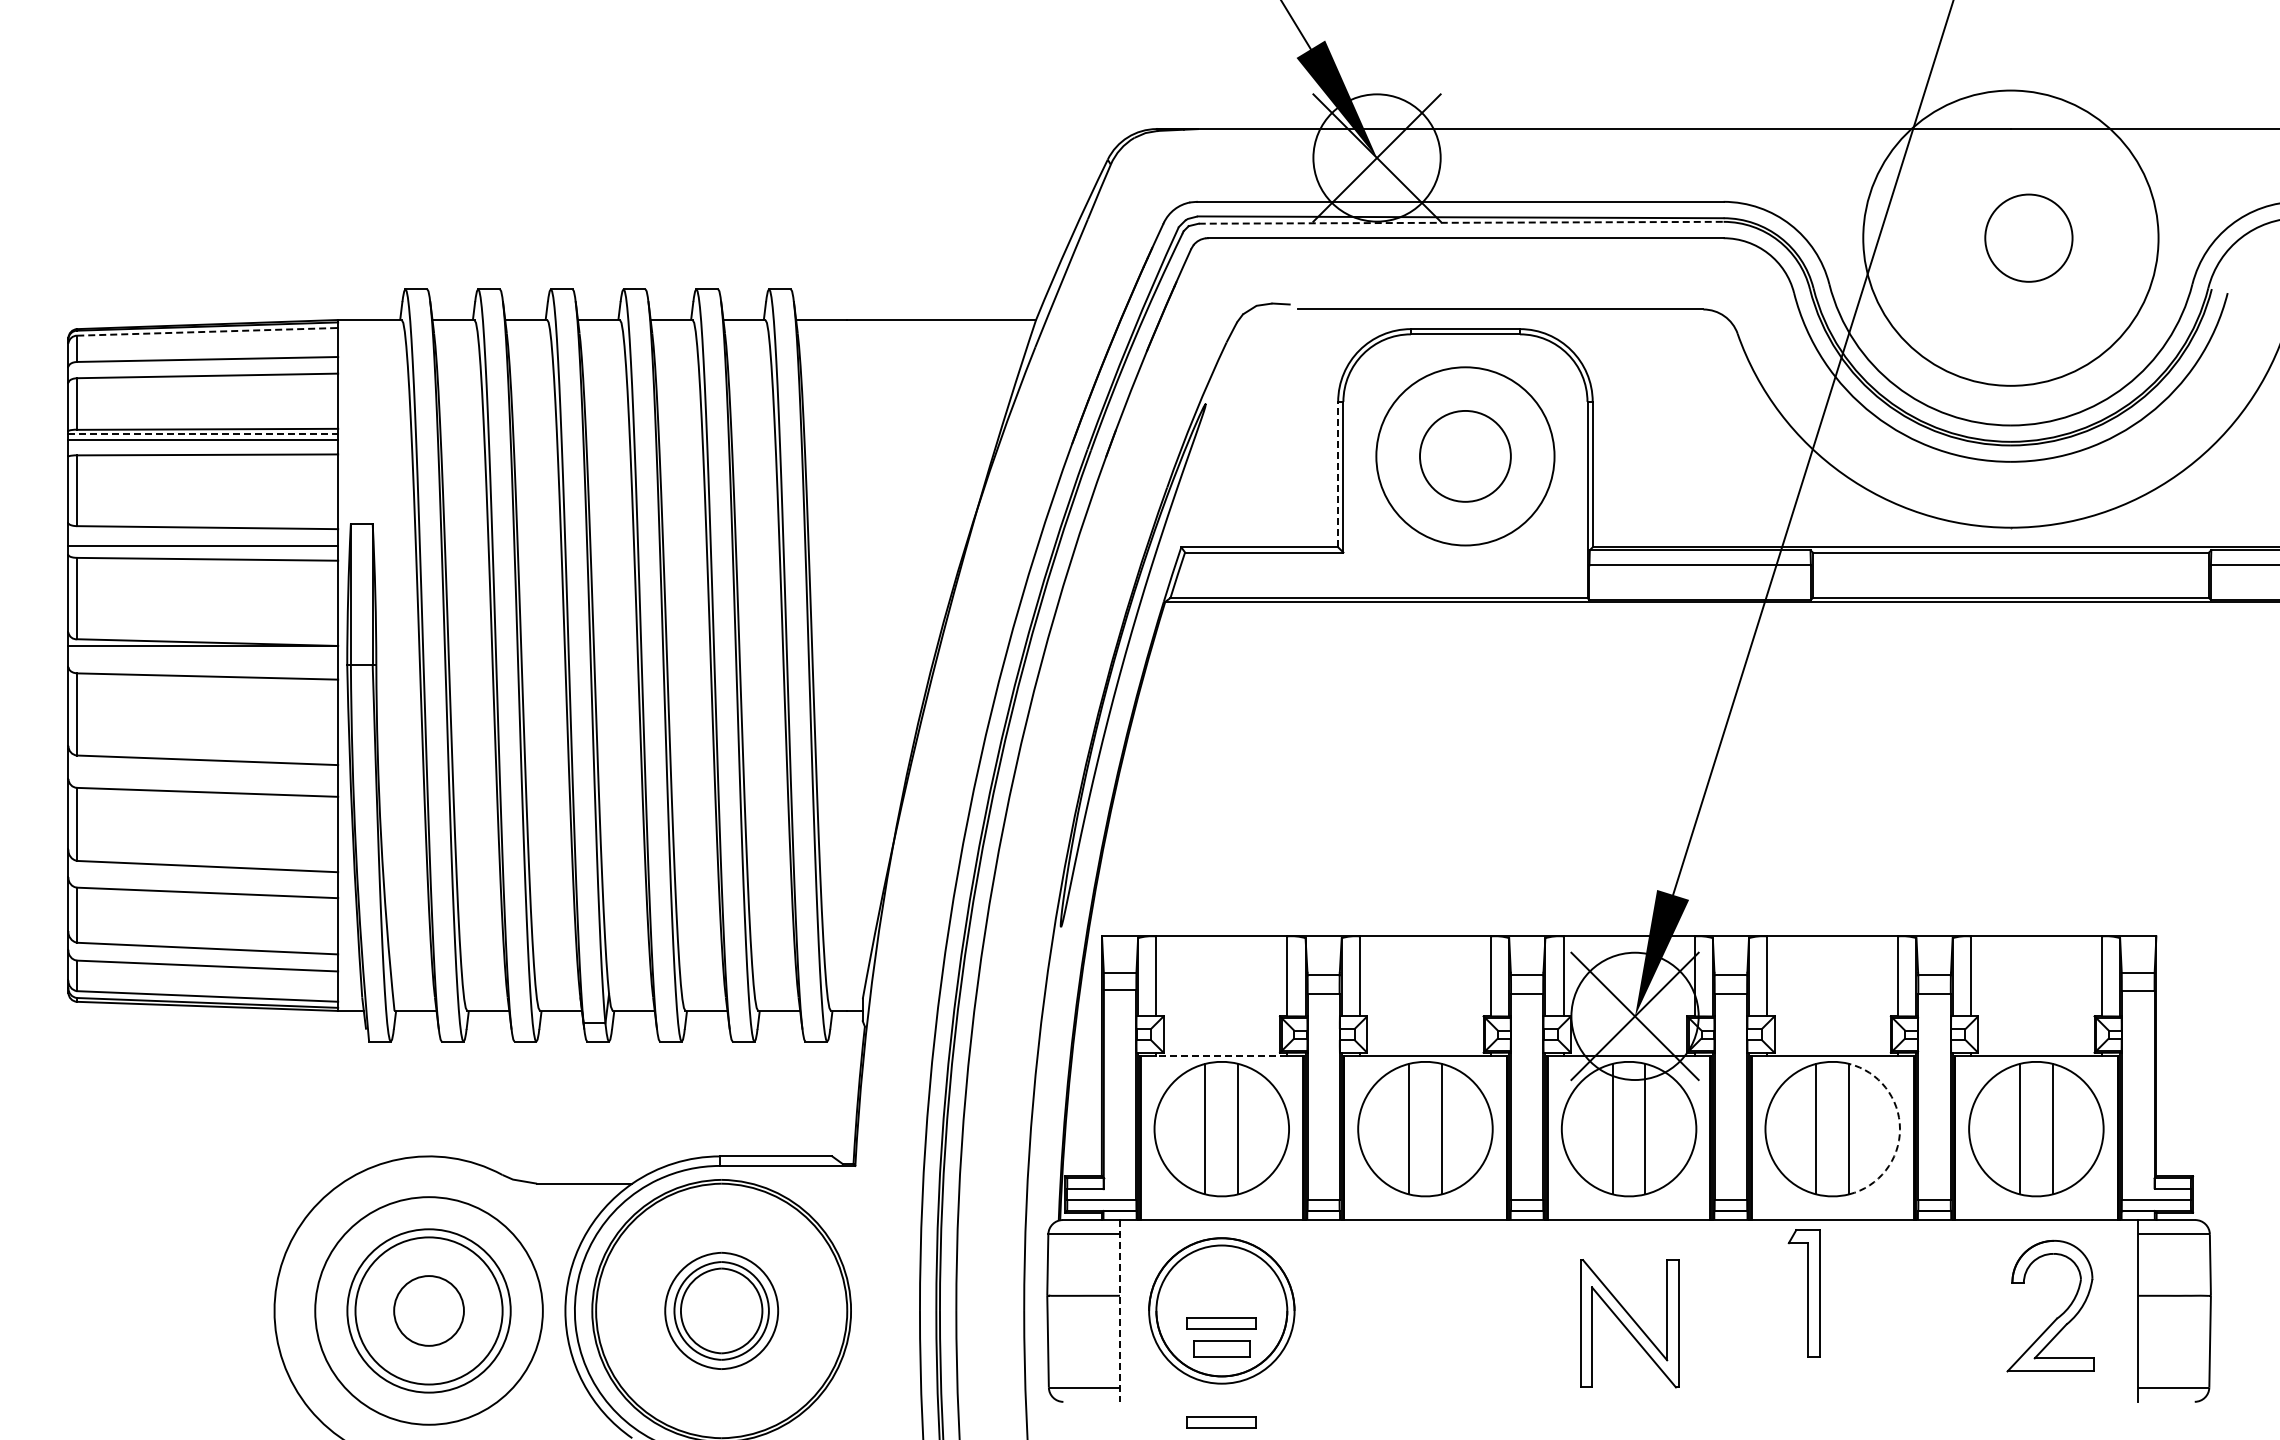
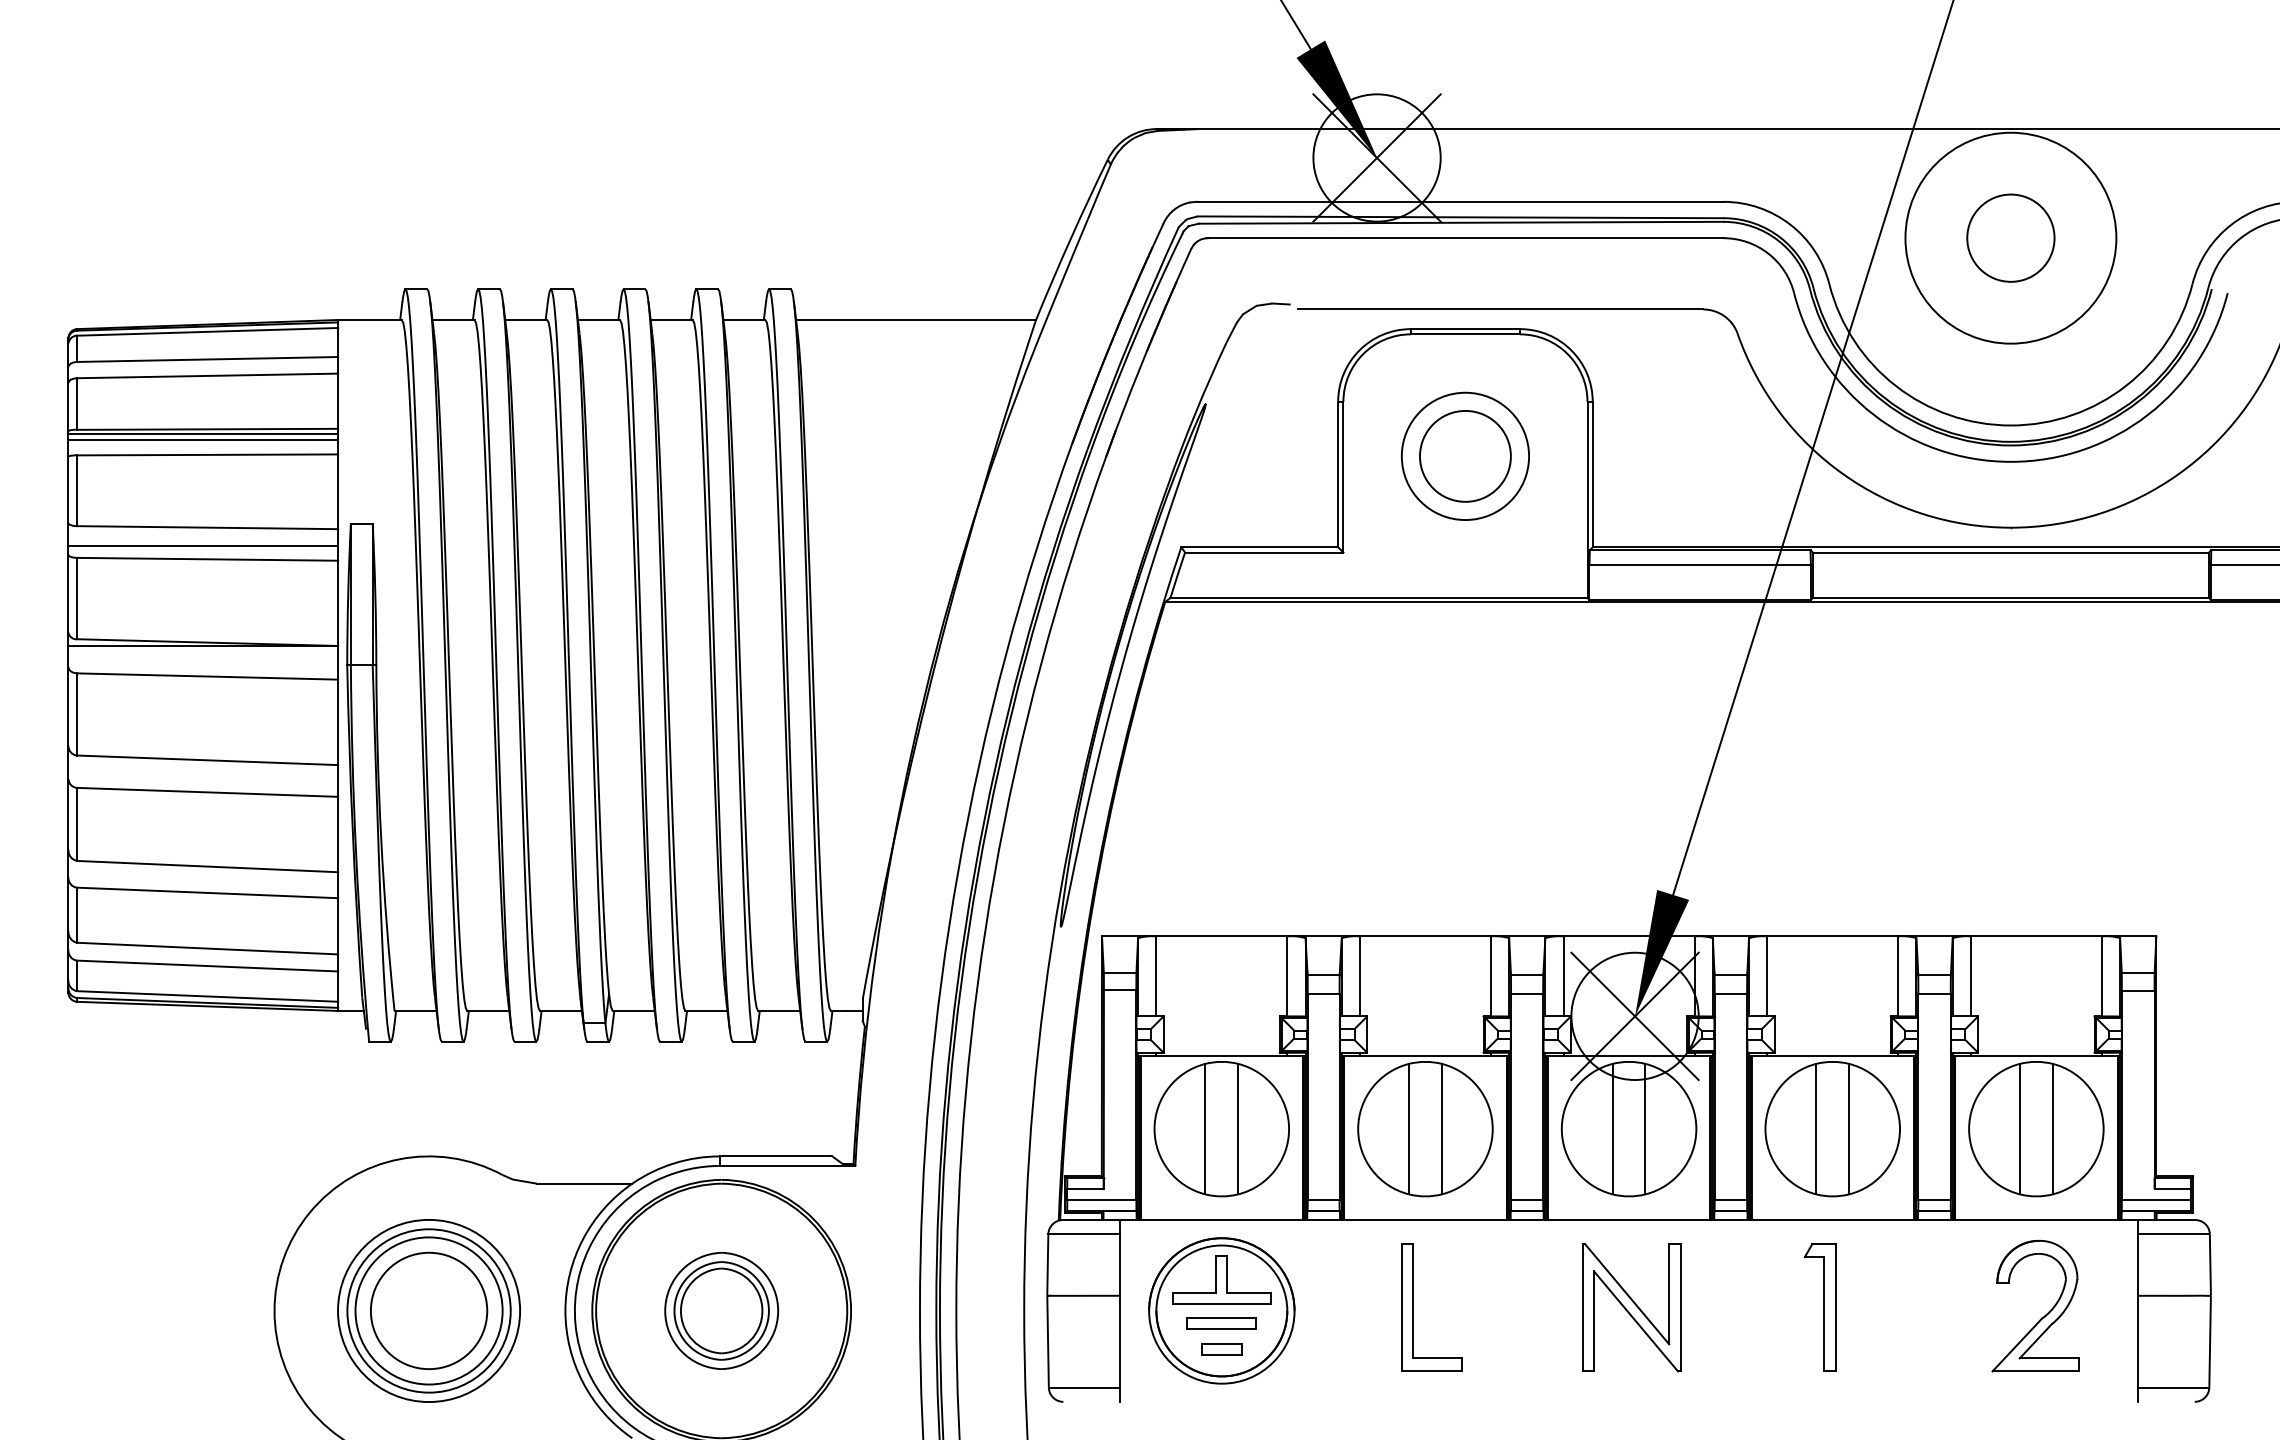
line: dashed -> solid (1461, 222)
circle diameter: 295 px -> 211 px (2010, 237)
circle position: (2028, 237) -> (2010, 237) (2010, 237)
line: dashed -> solid (207, 331)
line: dashed -> solid (203, 434)
circle diameter: 178 px -> 127 px (1465, 456)
line: dashed -> solid (1338, 474)
line: dashed -> solid (1221, 1056)
arc: dashed -> solid (1900, 1129)
part: none -> present (1221, 1279)
part position: (1803, 1293) -> (1819, 1307) (1819, 1307)
part: none -> present (1413, 1307)
circle diameter: 228 px -> 182 px (429, 1310)
circle diameter: 70 px -> 116 px (428, 1310)
line: dashed -> solid (1119, 1310)
part position: (2056, 1317) -> (2041, 1317) (2041, 1317)
part position: (1629, 1323) -> (1631, 1307) (1631, 1307)
part size: 58x18 px -> 42x13 px (1221, 1349)
part: present -> none (1221, 1422)
